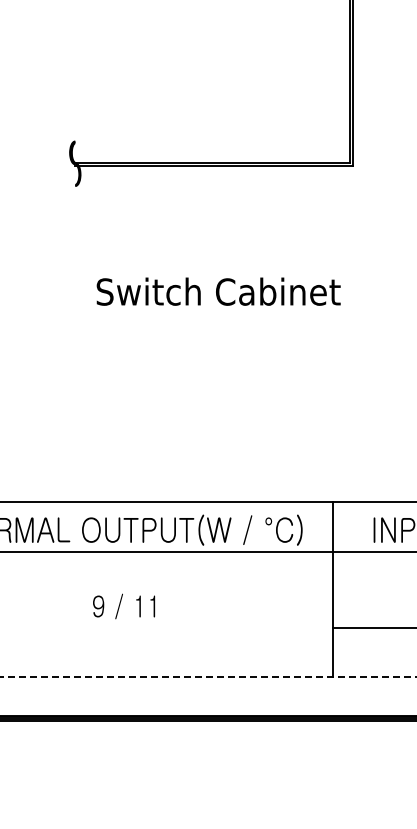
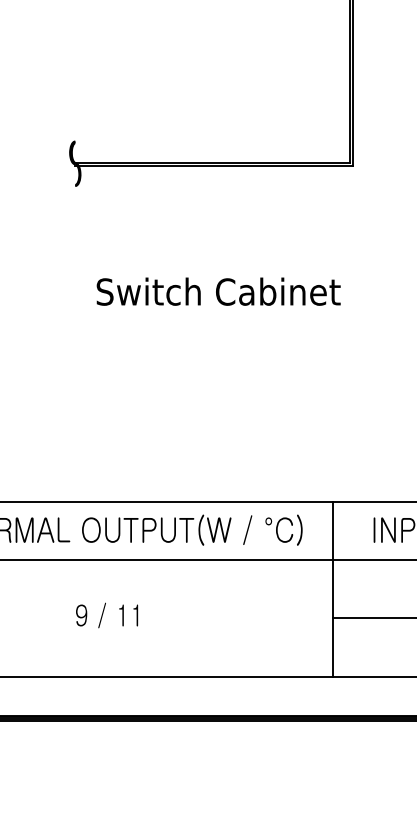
line position: (207, 552) -> (207, 560) (207, 560)
text position: (124, 606) -> (107, 615) (107, 615)
line position: (373, 628) -> (373, 618) (373, 618)
line: dashed -> solid (208, 676)
